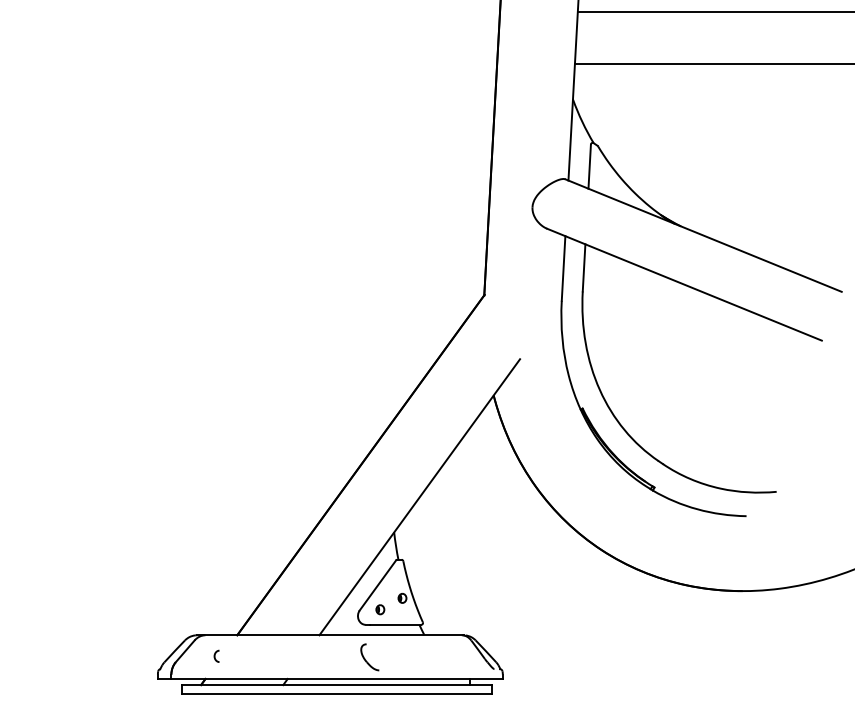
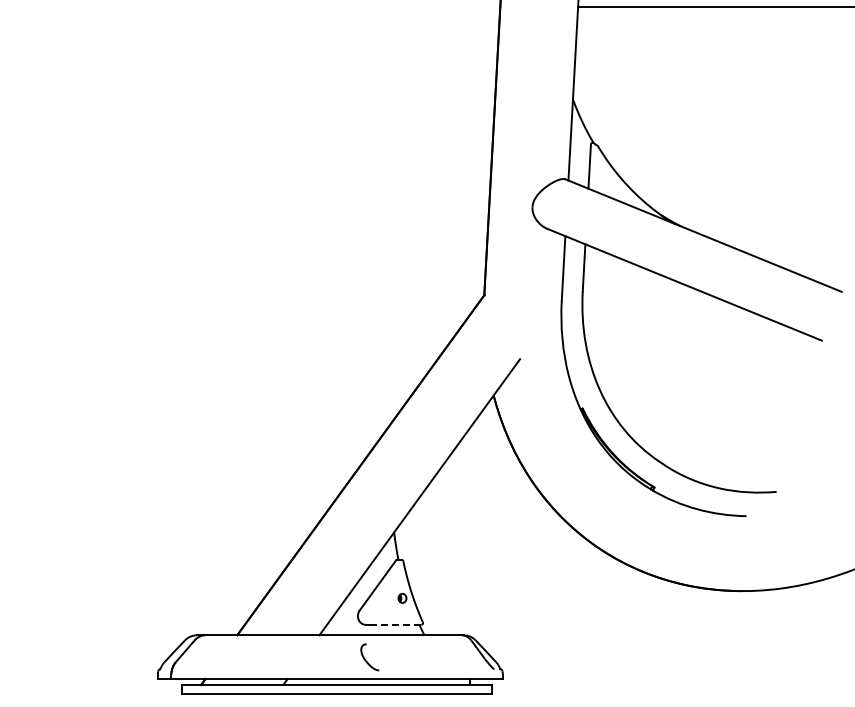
line position: (714, 11) -> (714, 6) (714, 6)
line: present -> none (712, 64)
part: present -> none (380, 609)
line: solid -> dashed (395, 624)
curve: present -> none (215, 655)
